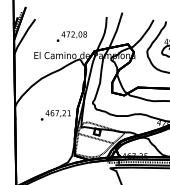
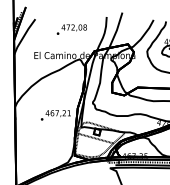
text position: (71, 36) -> (71, 29) (71, 29)
